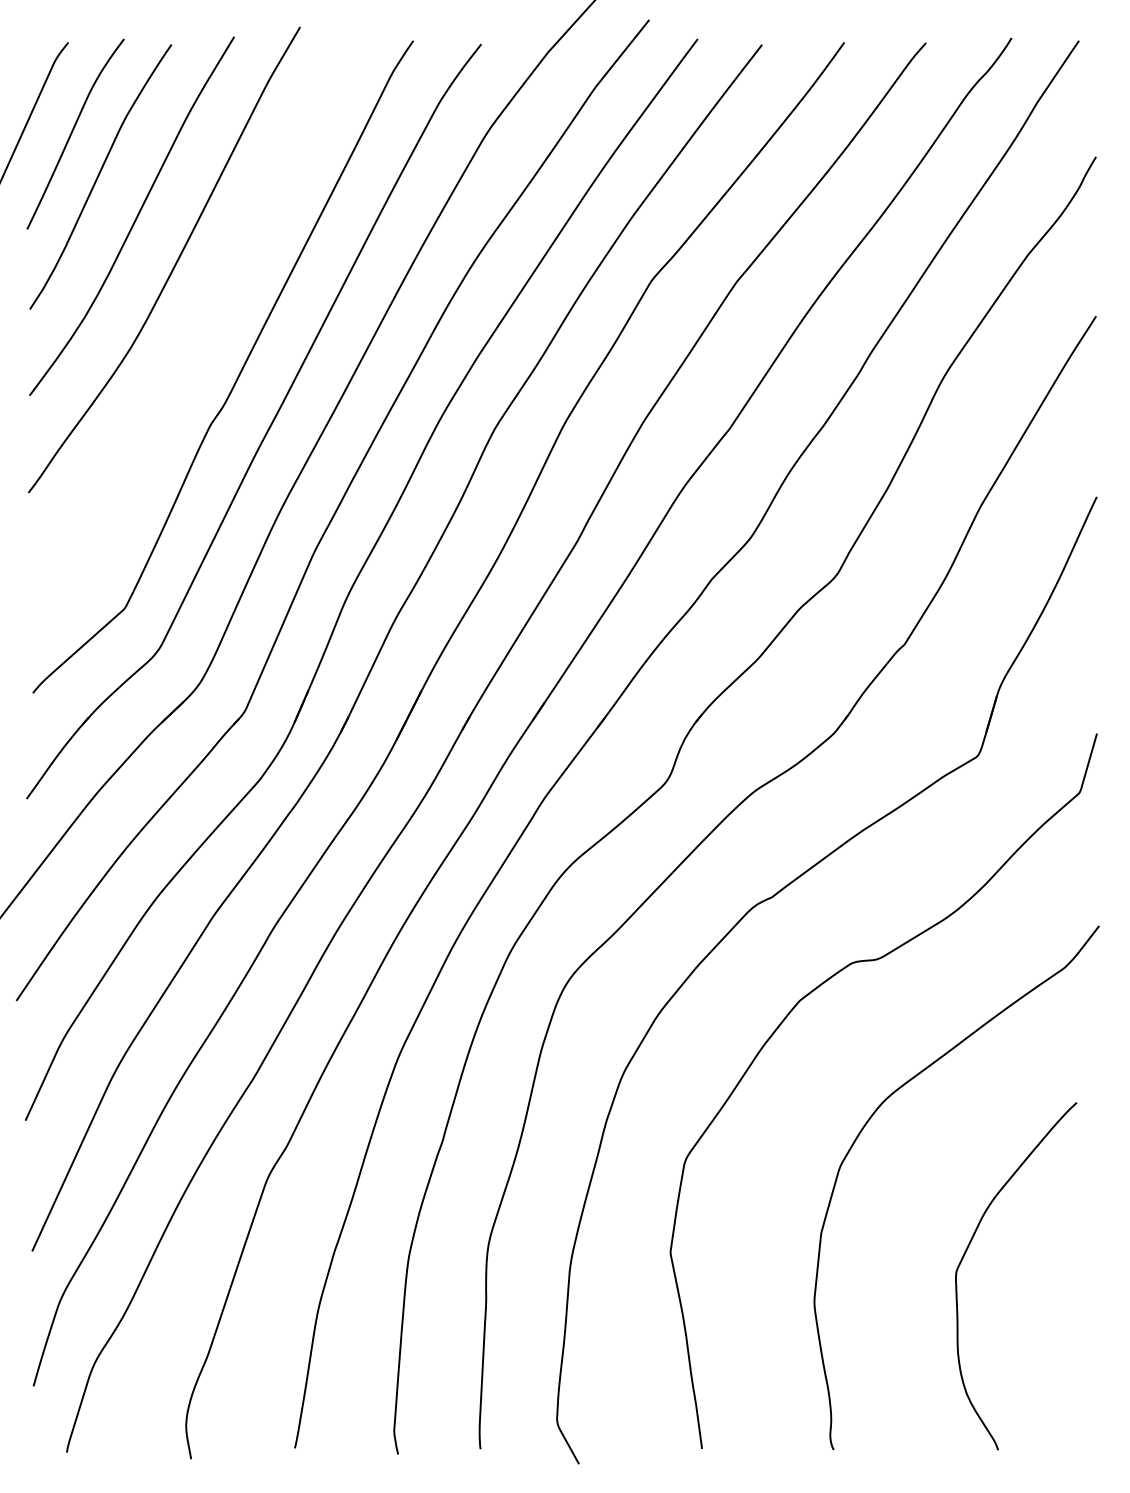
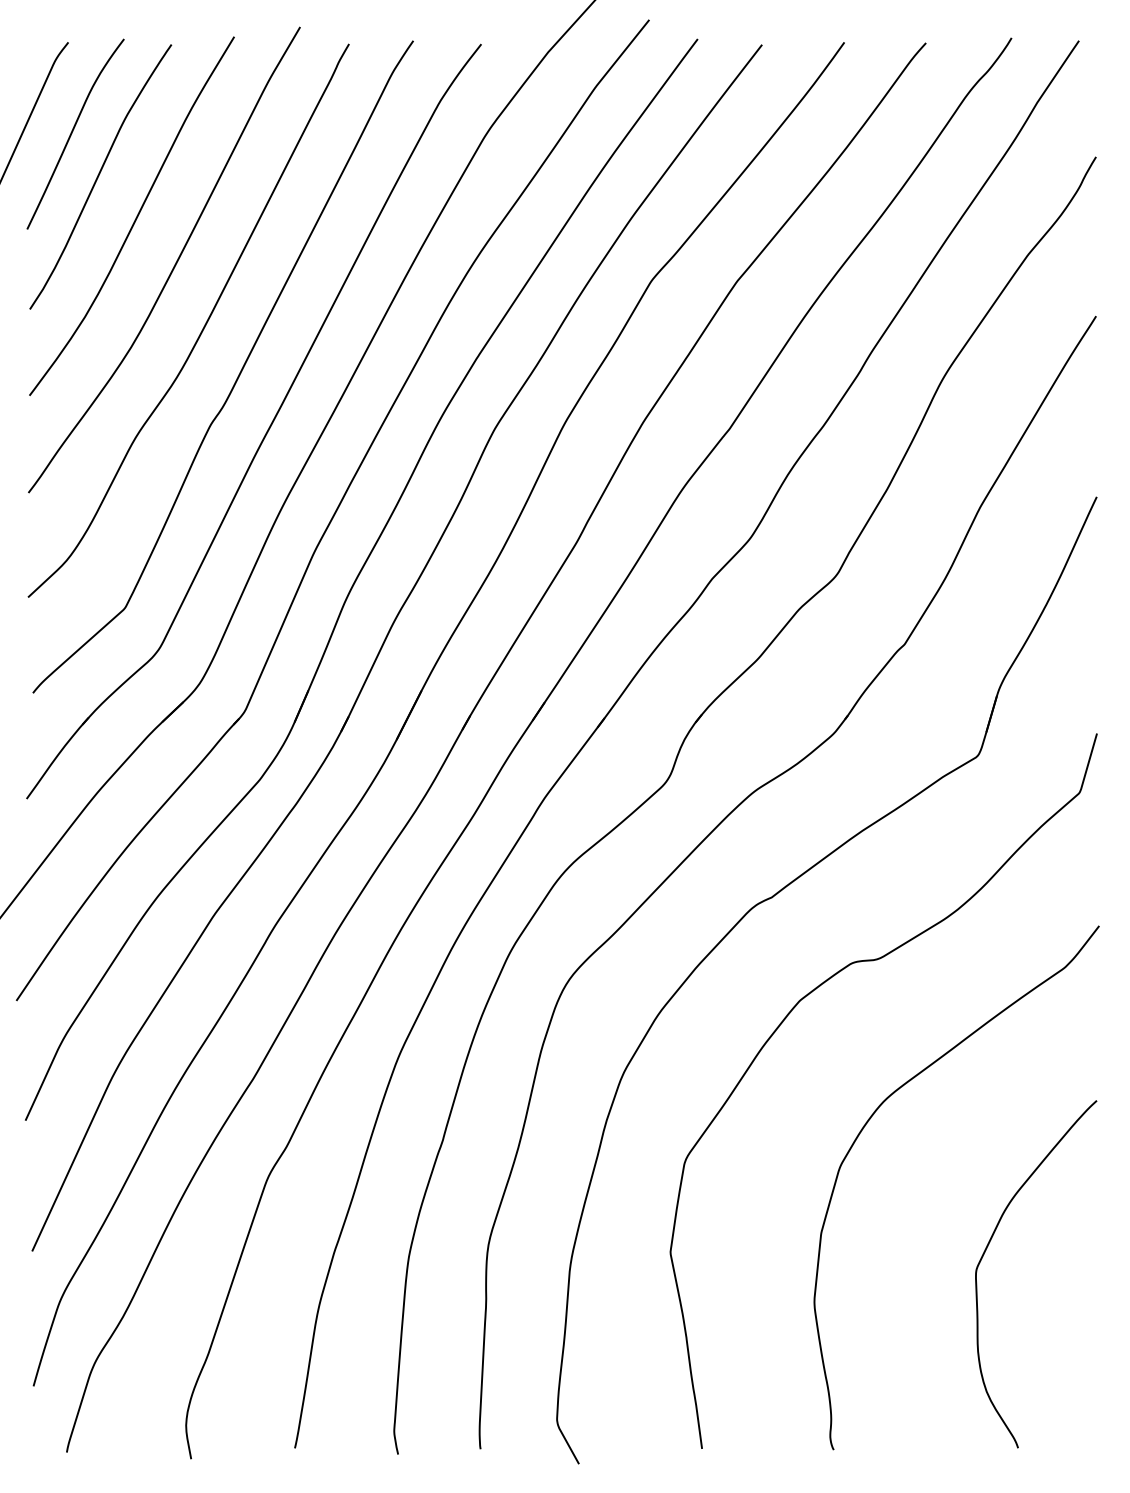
curve: none -> present (202, 328)
curve position: (966, 1252) -> (986, 1250) (986, 1250)
